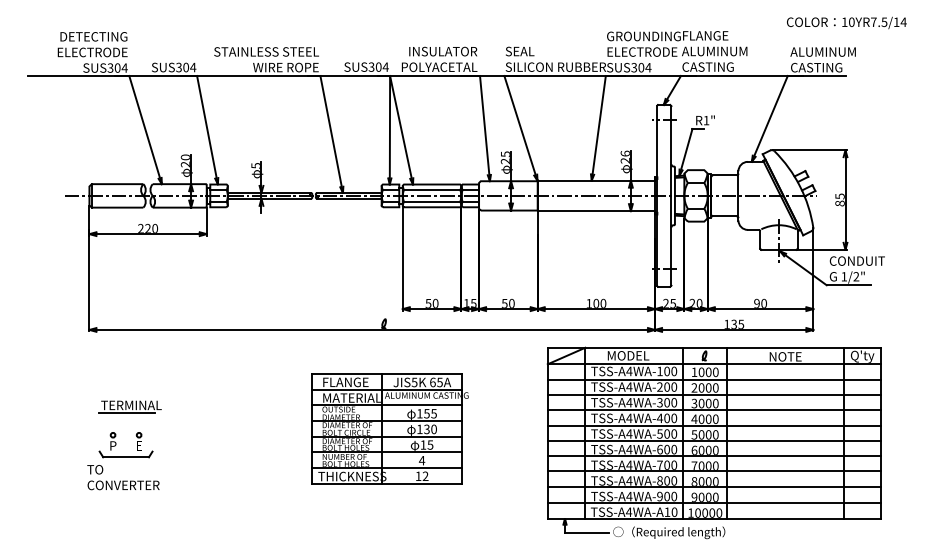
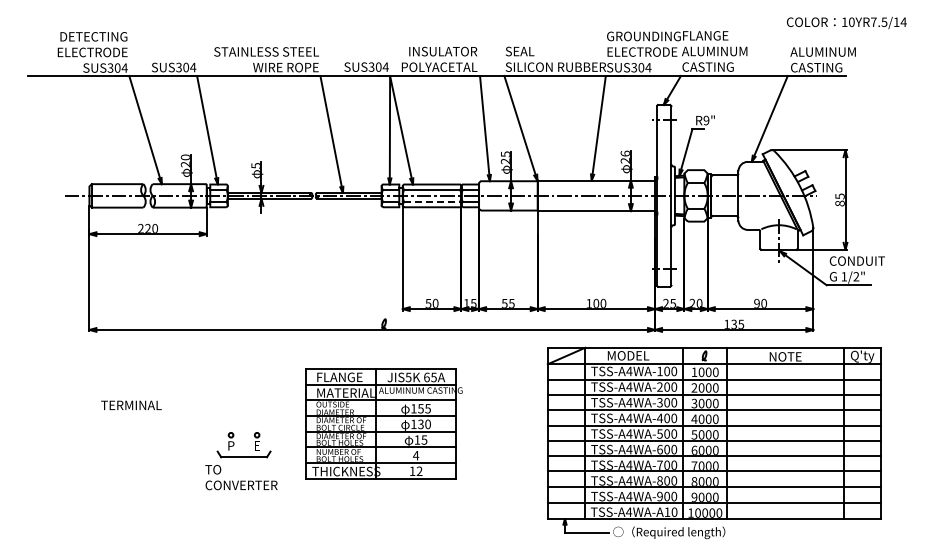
text: R1" -> R9" (706, 120)
line: solid -> dashed (432, 201)
text: 50 -> 55 (511, 302)
line: present -> none (126, 413)
part position: (389, 428) -> (383, 423) (383, 423)
part position: (123, 461) -> (241, 461) (241, 461)
